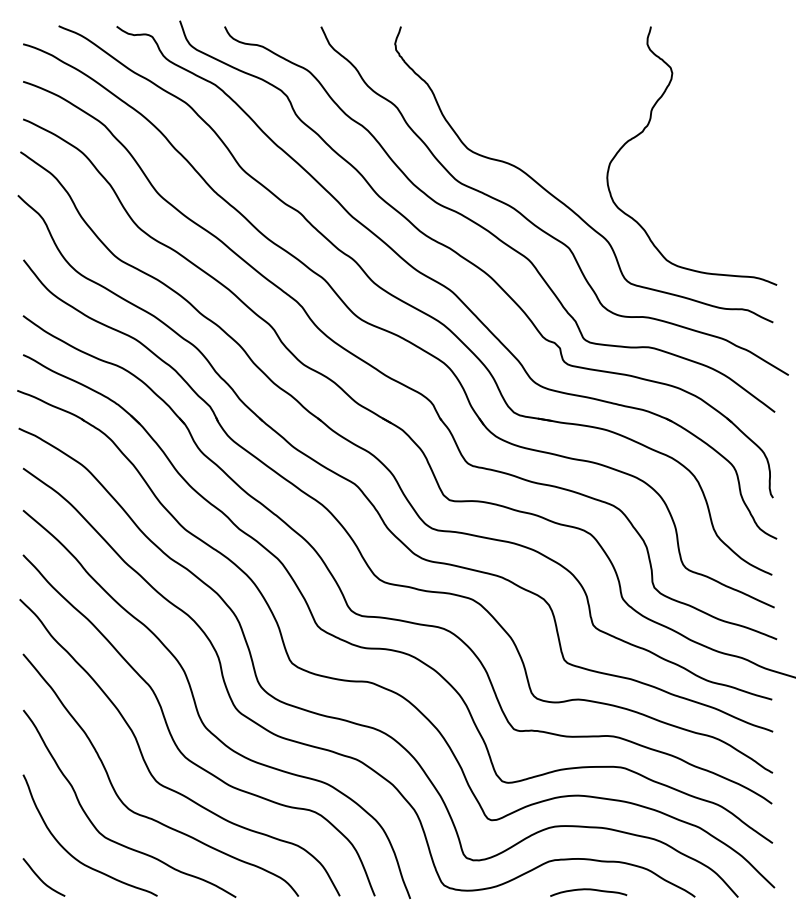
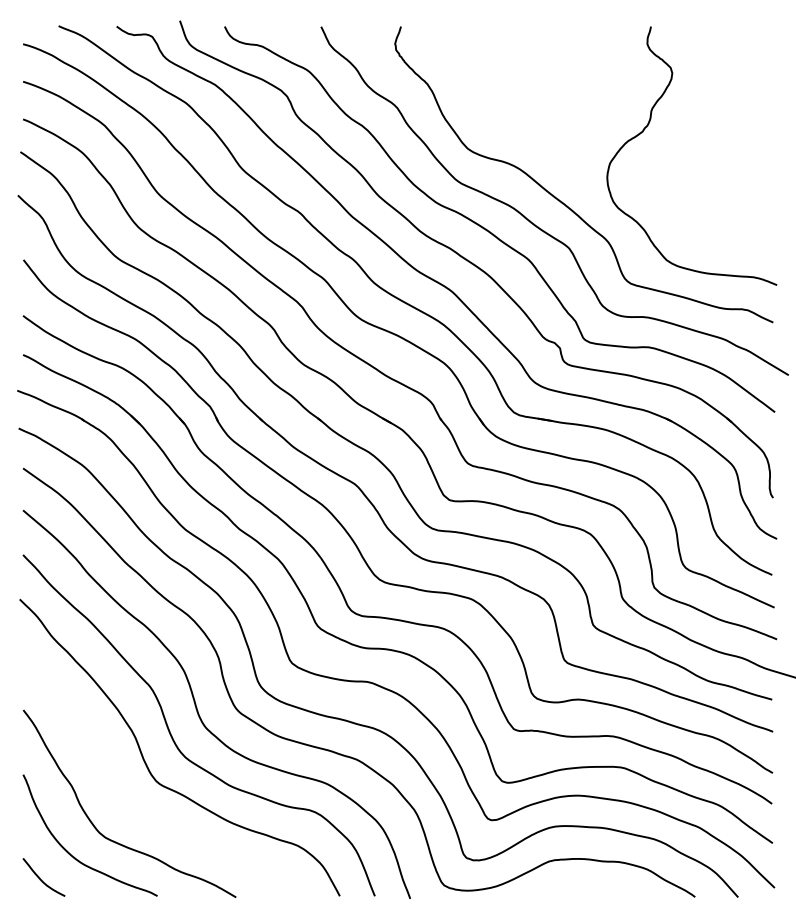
curve: present -> none (145, 815)
curve: present -> none (588, 890)
